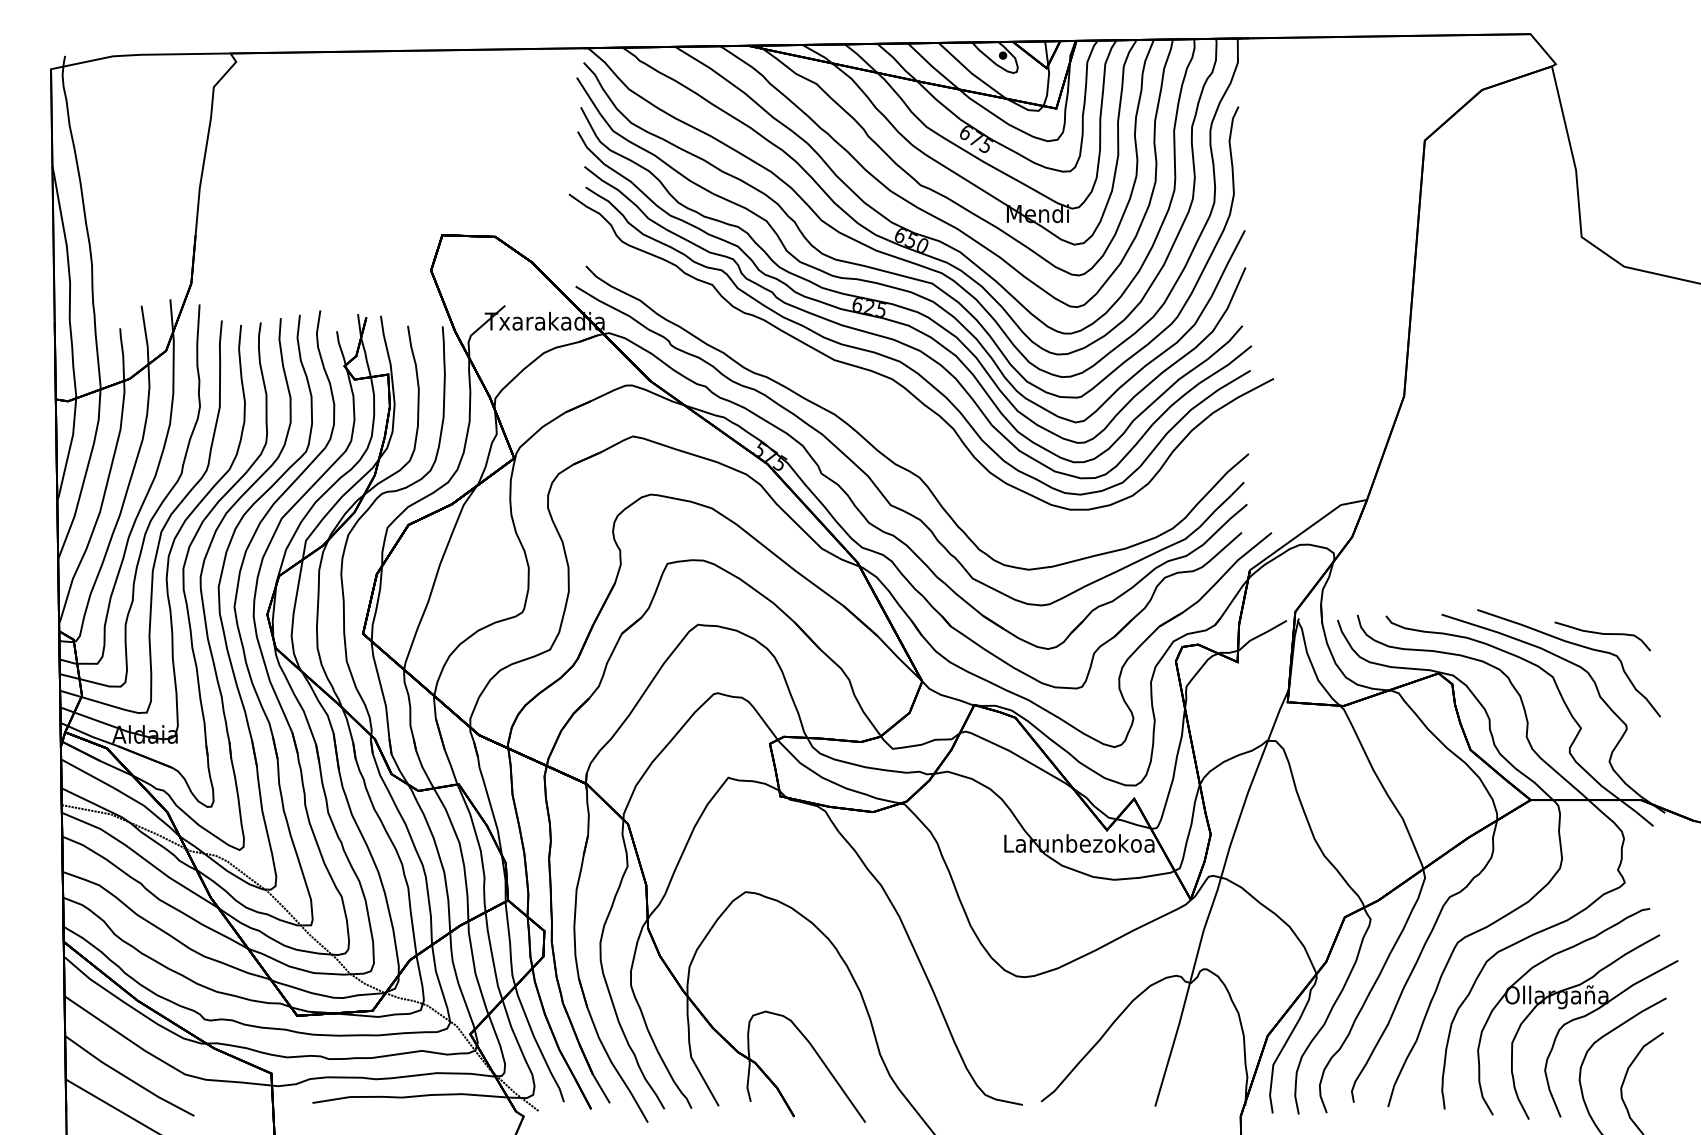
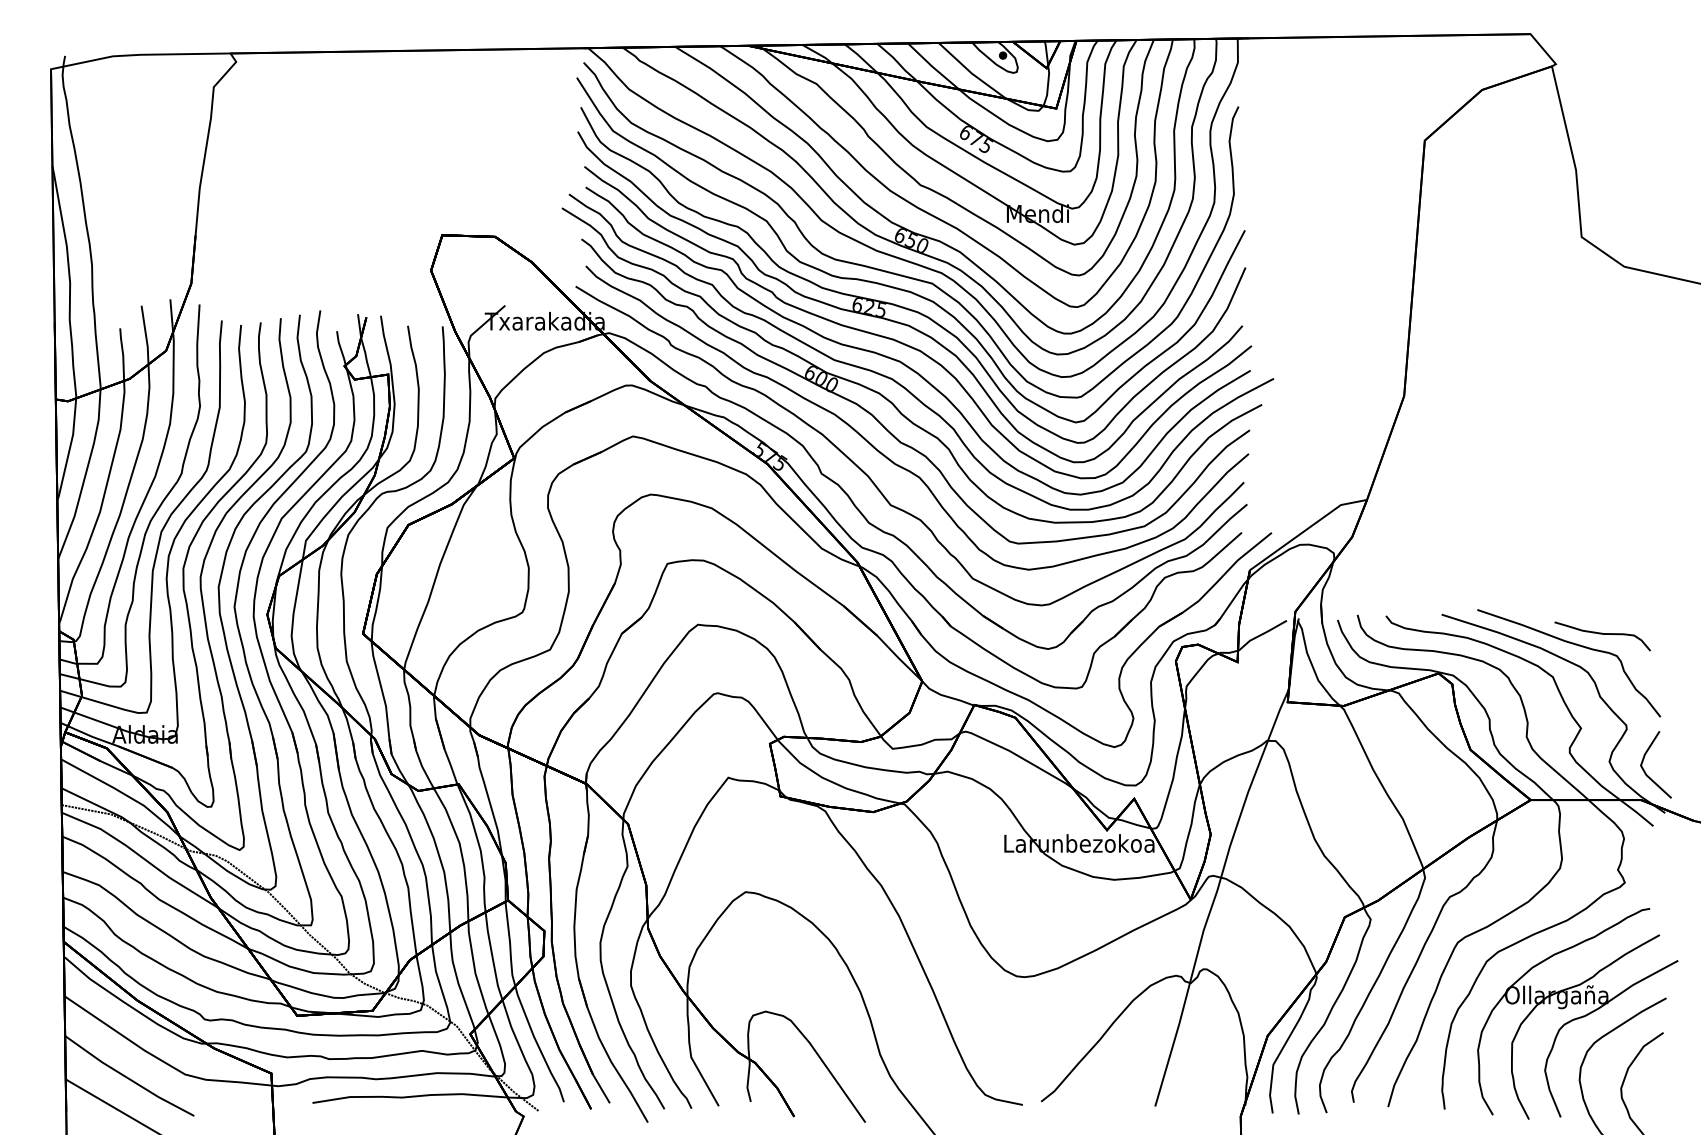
part: none -> present (890, 400)
line: none -> present (1644, 759)
